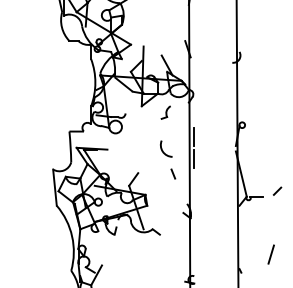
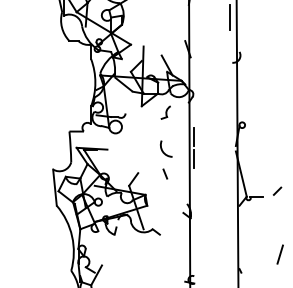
line: none -> present (230, 17)
line position: (173, 173) -> (165, 173) (165, 173)
line position: (270, 254) -> (279, 254) (279, 254)
